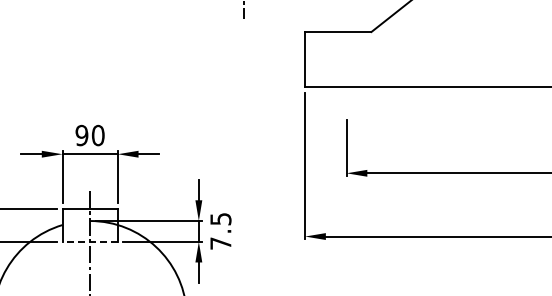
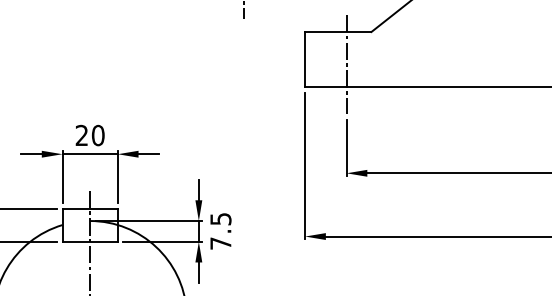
line: none -> present (346, 64)
text: 90 -> 20 (81, 135)
line: dashed -> solid (90, 241)
